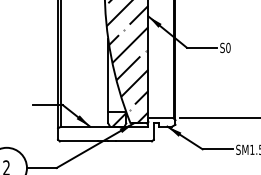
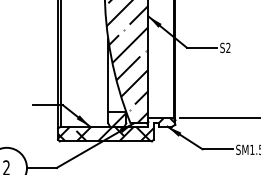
text: S0 -> S2 (228, 47)
hatch: none -> present (116, 129)
